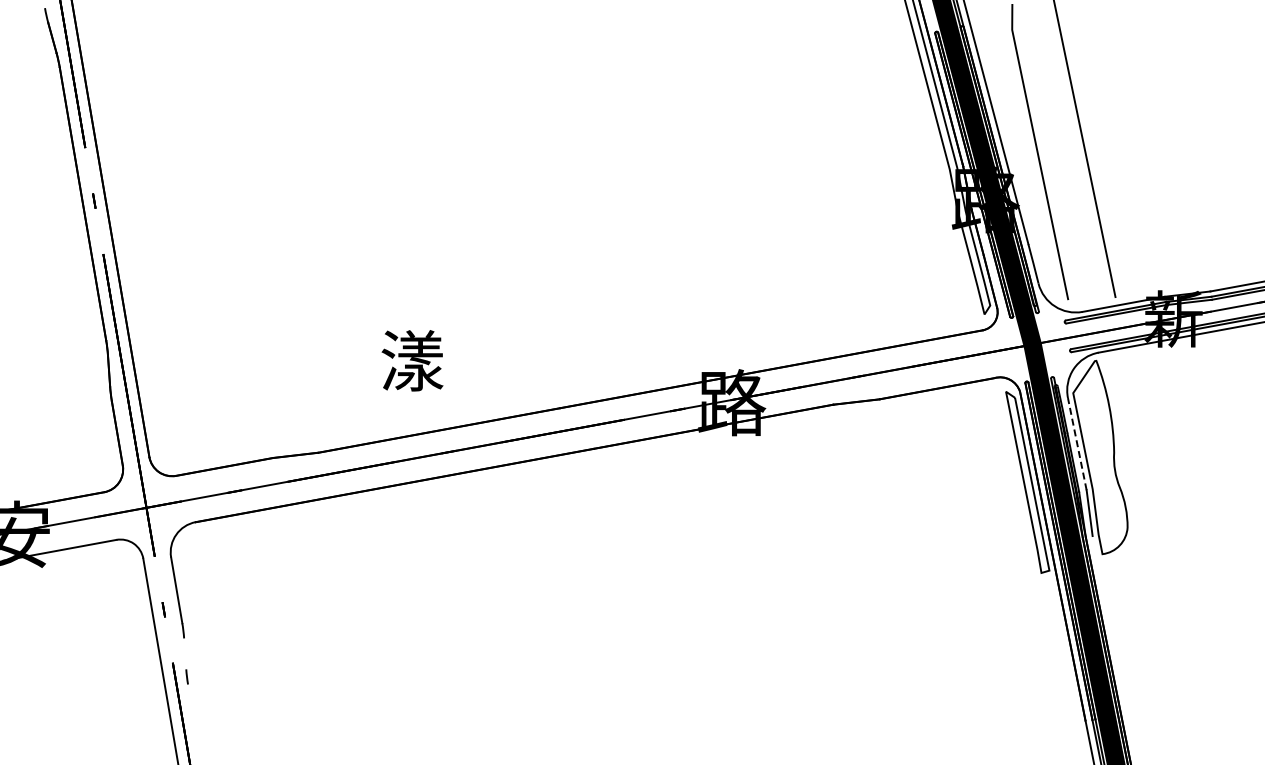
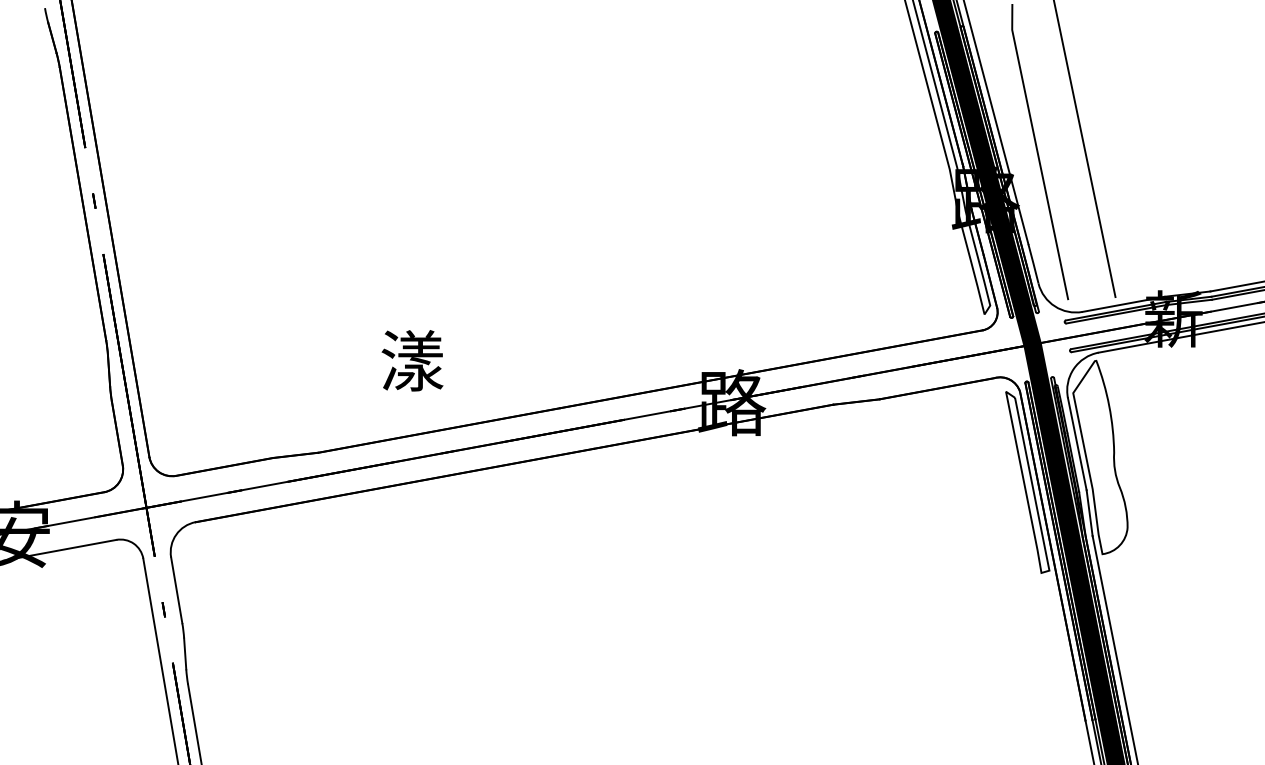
line: dashed -> solid (1077, 443)
line: none -> present (1114, 648)
line: none -> present (185, 653)
line: none -> present (194, 722)
